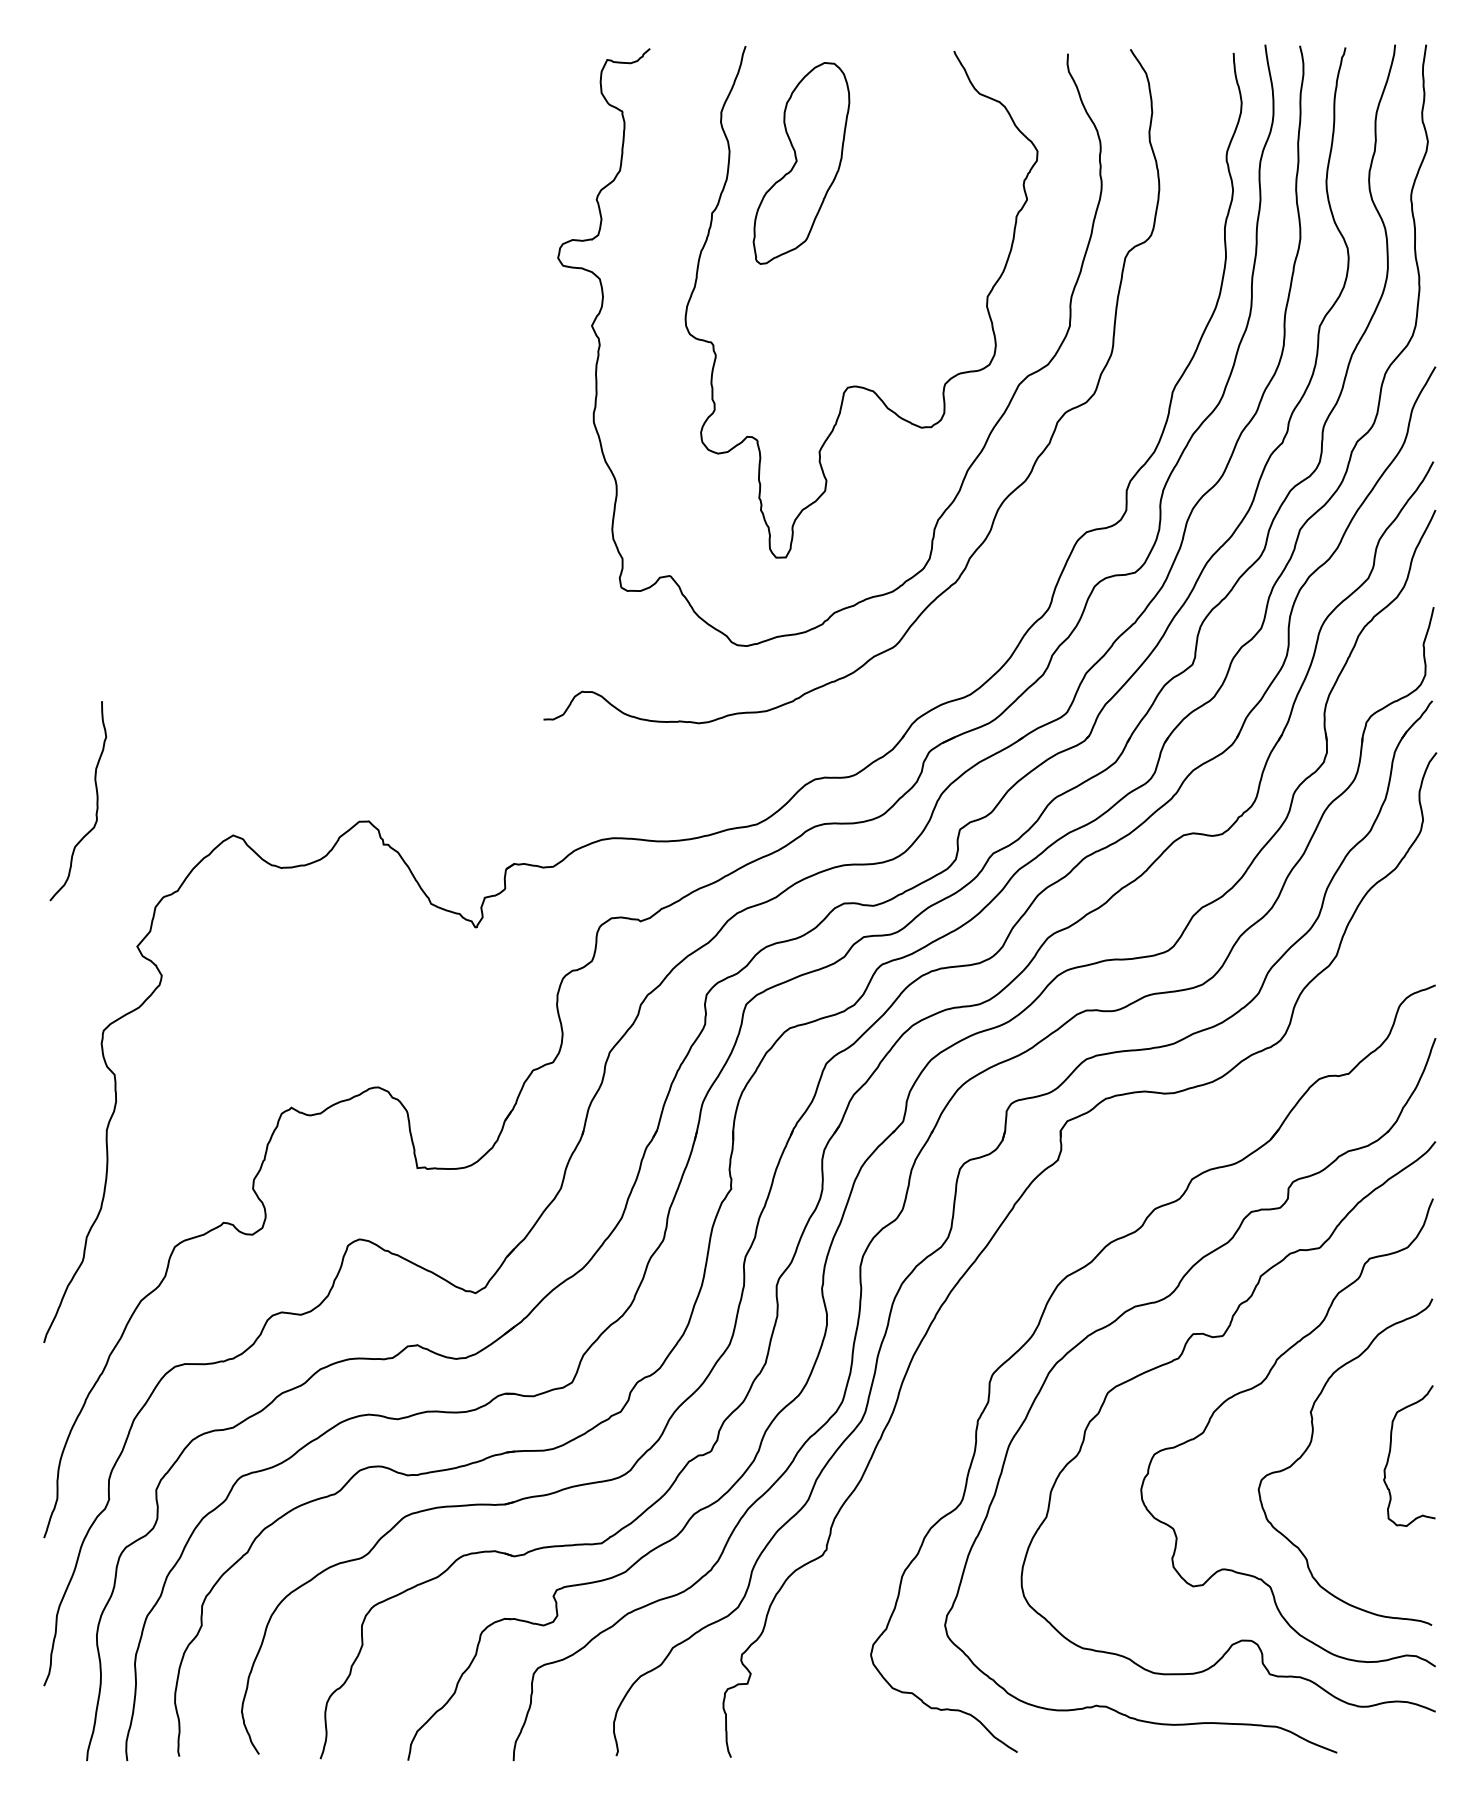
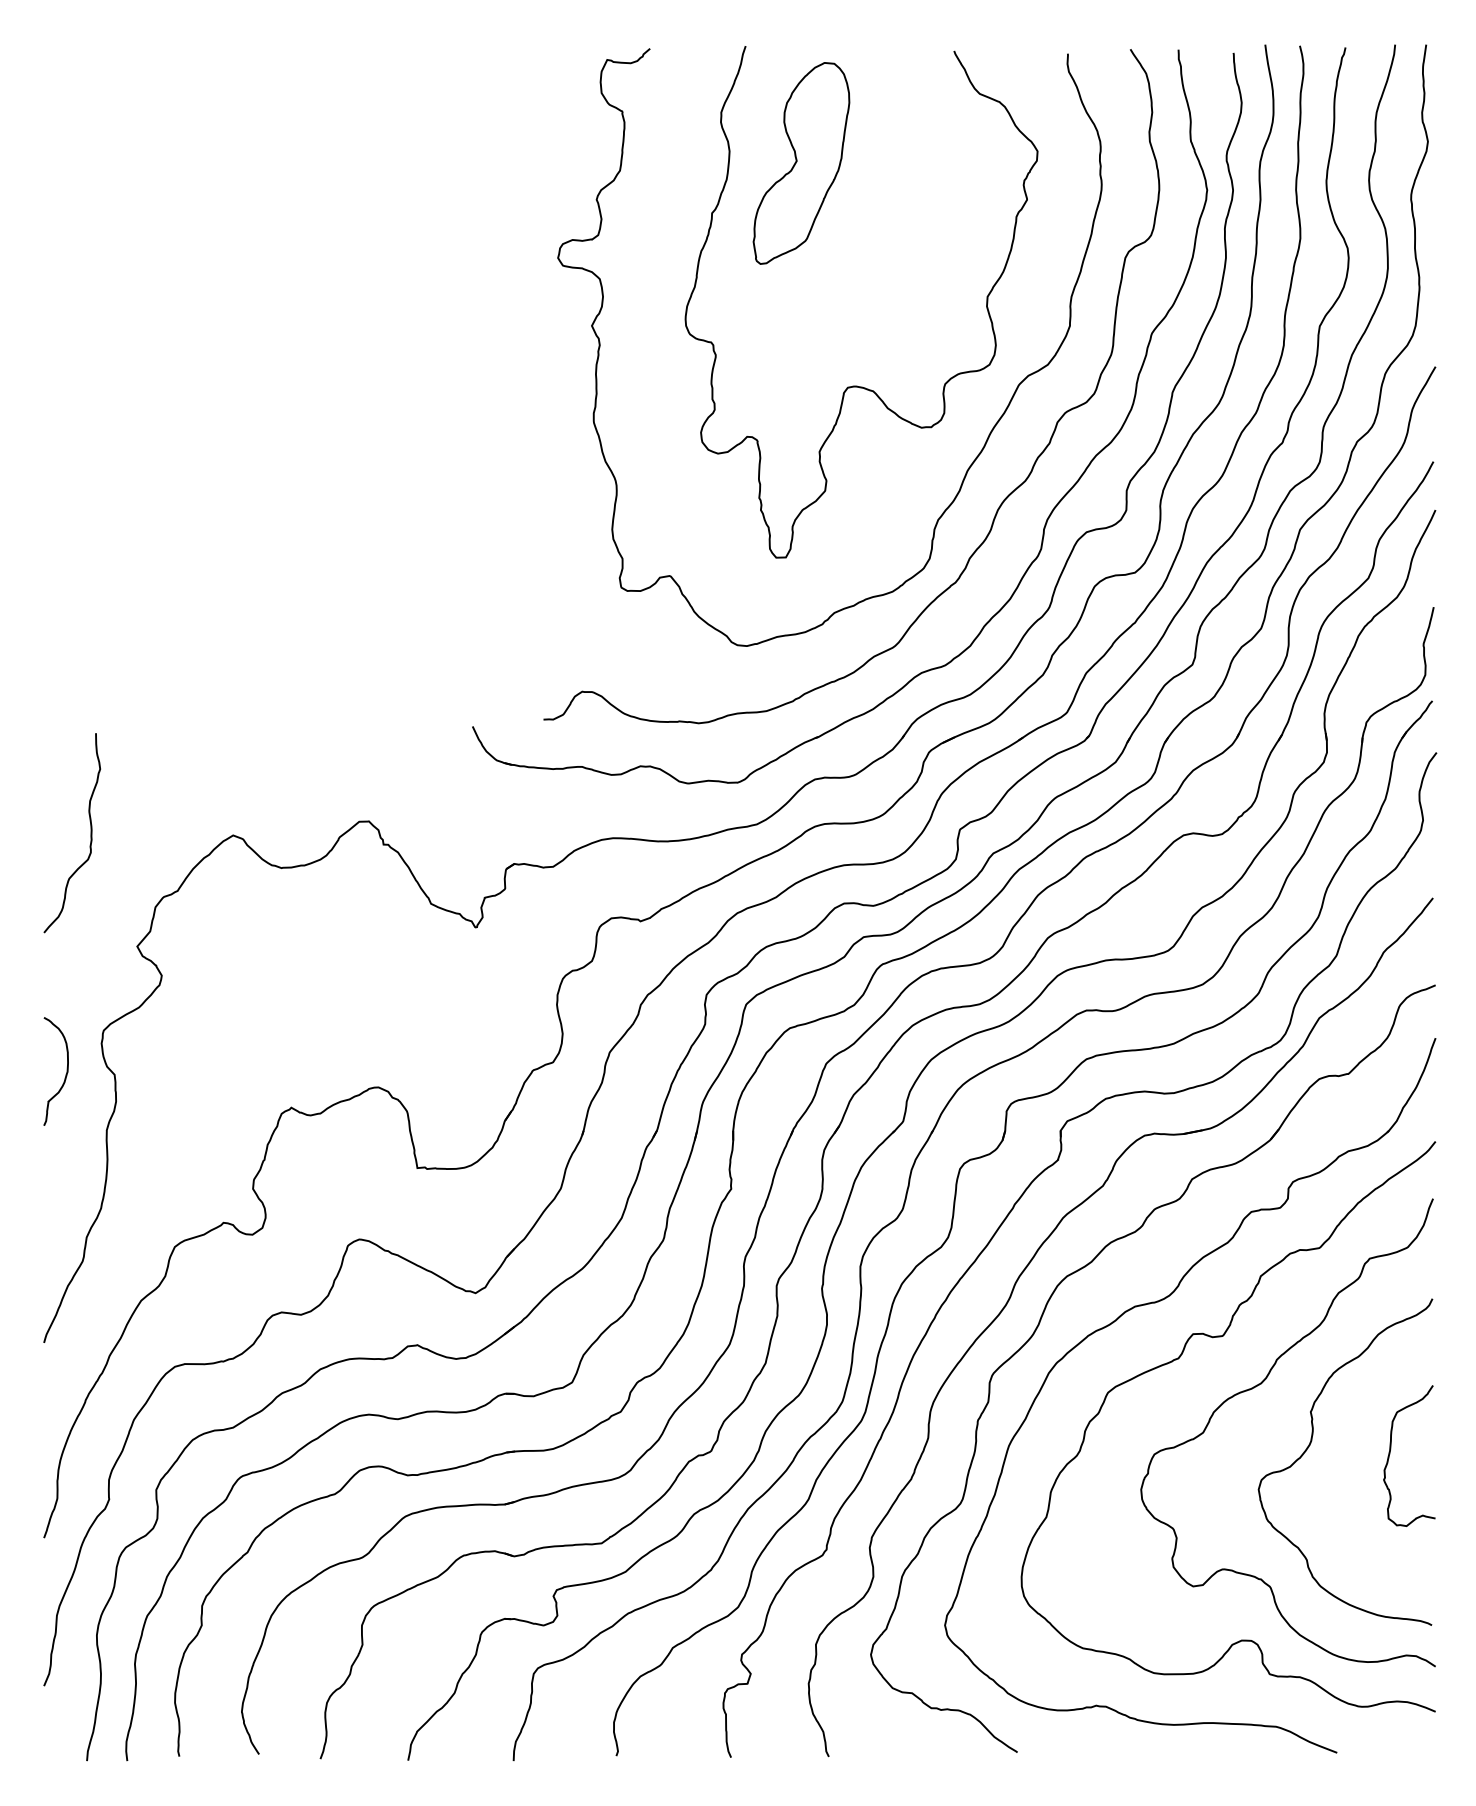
part: none -> present (1046, 519)
curve position: (96, 801) -> (90, 833) (90, 833)
curve: none -> present (65, 1074)
part: none -> present (1030, 1263)
